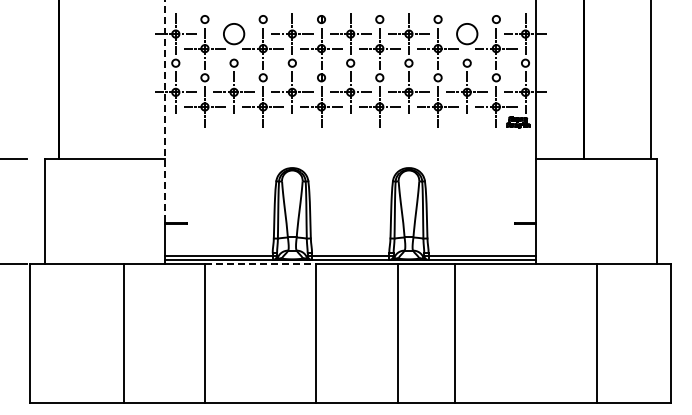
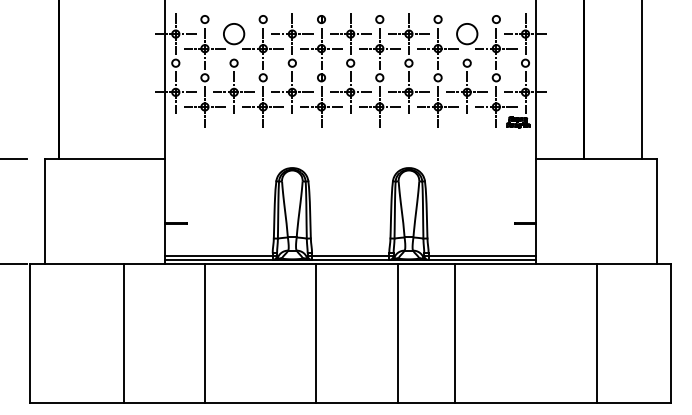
line position: (651, 80) -> (642, 80) (642, 80)
line: dashed -> solid (164, 112)
line: dashed -> solid (261, 264)
